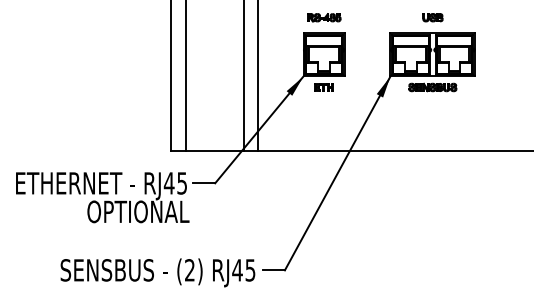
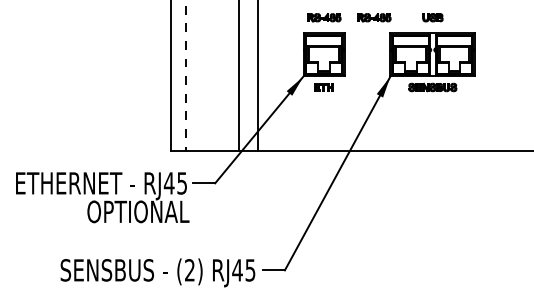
part: none -> present (374, 17)
line: solid -> dashed (185, 75)
line position: (243, 76) -> (238, 76) (238, 76)
